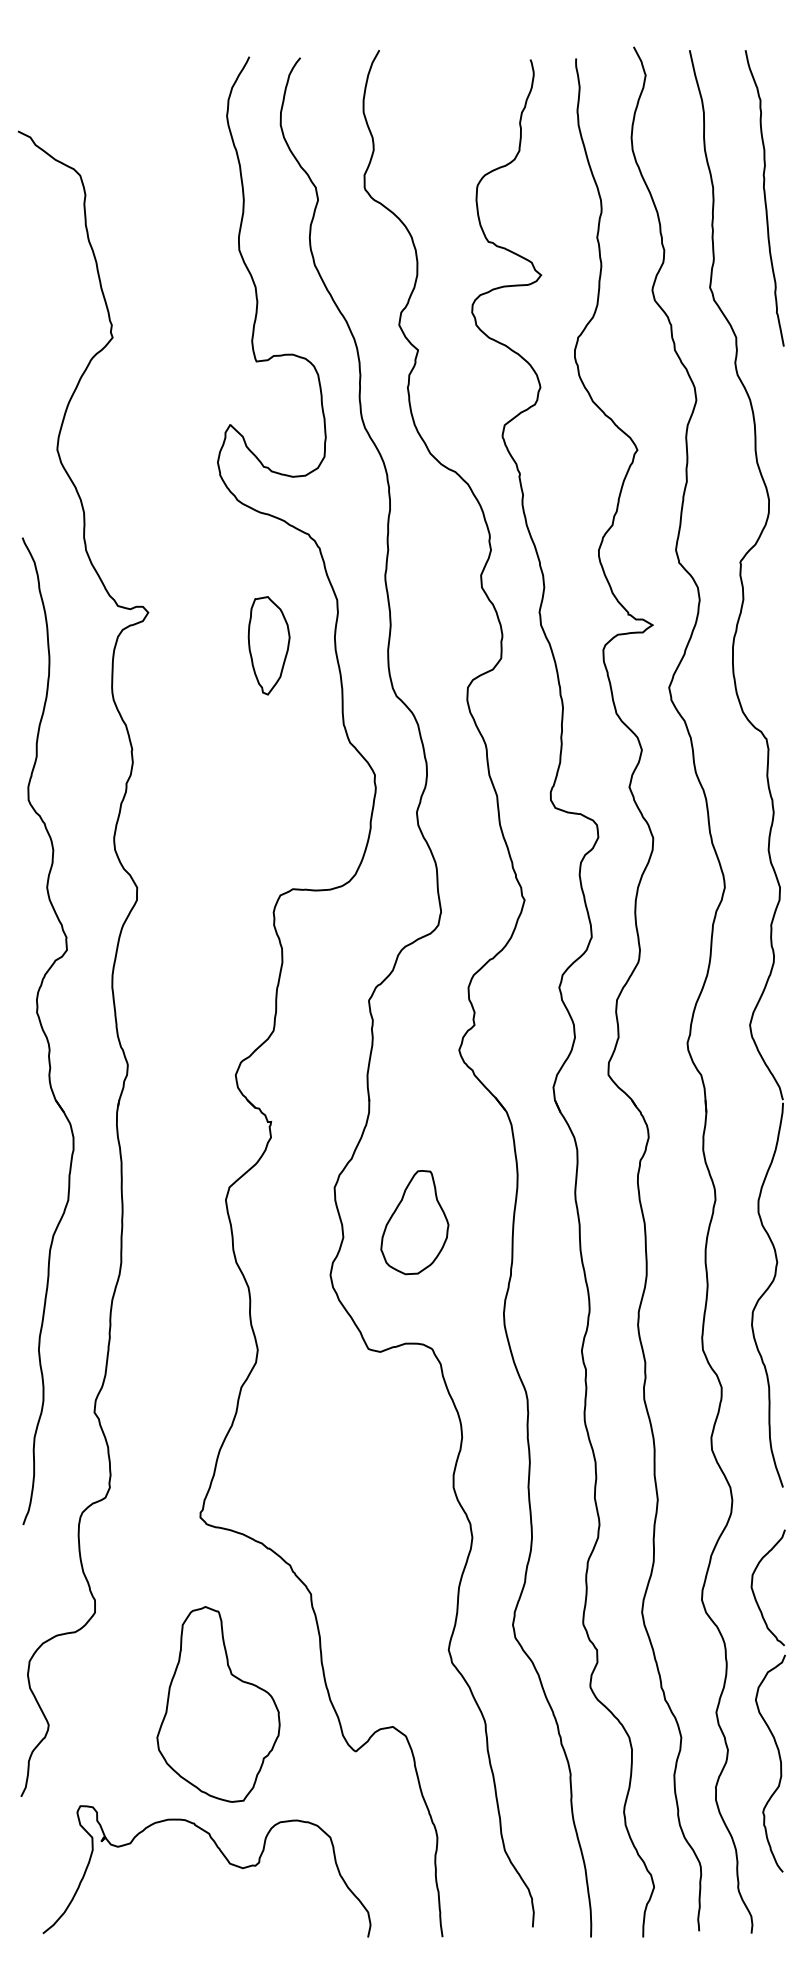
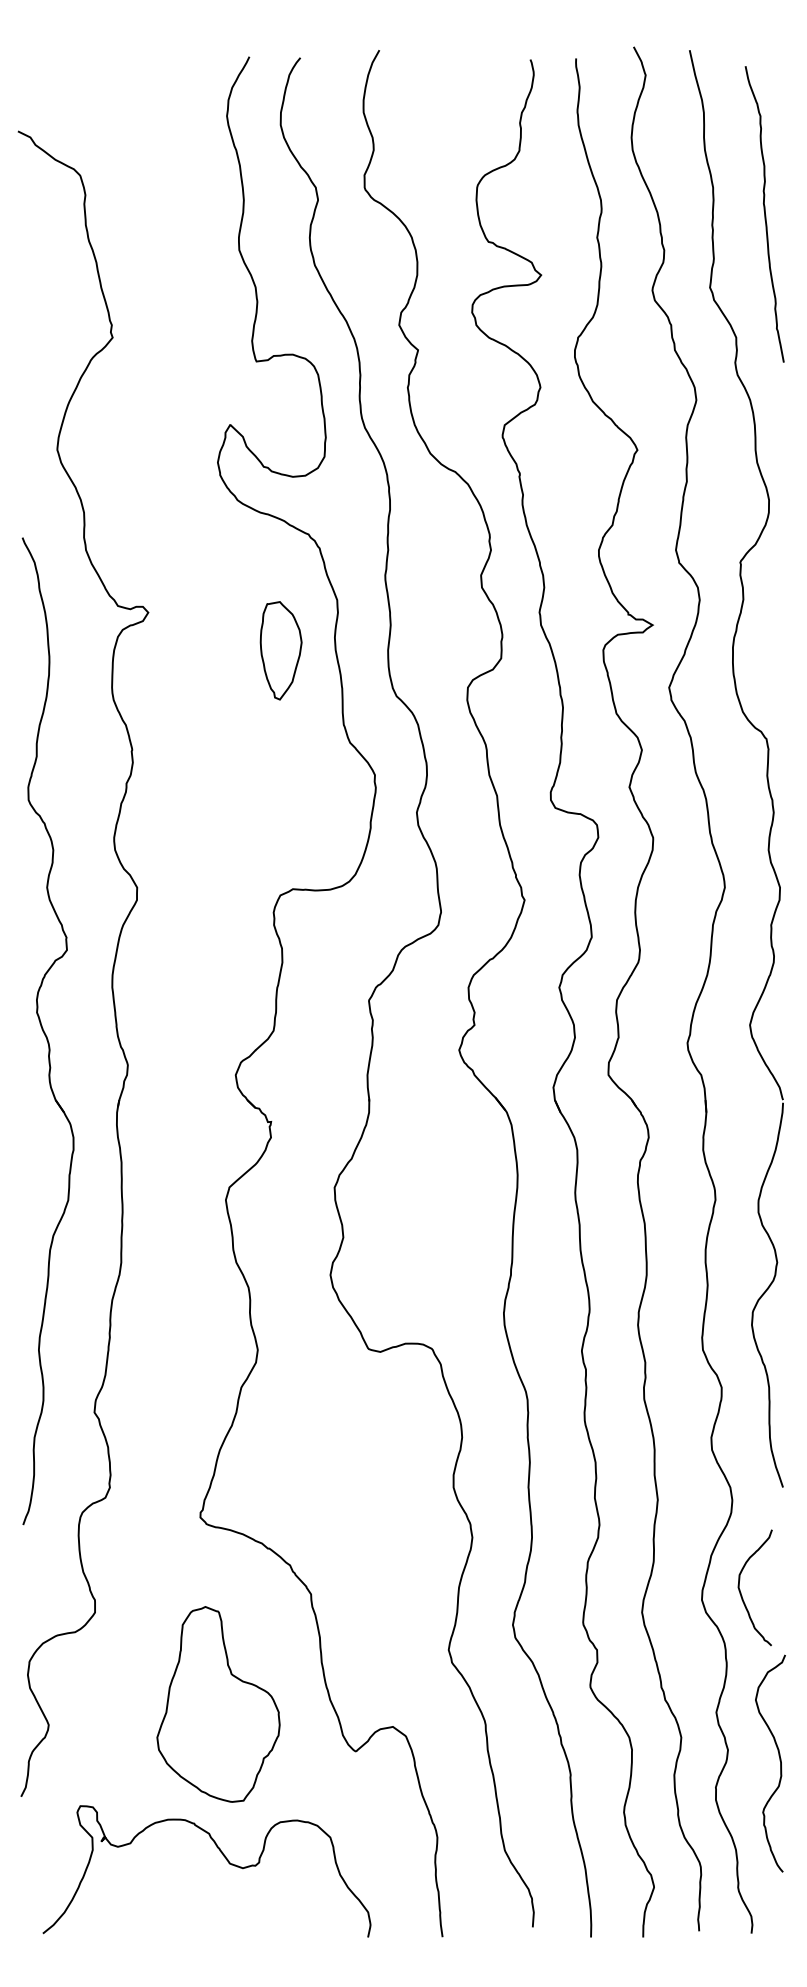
curve position: (764, 198) -> (764, 214) (764, 214)
part position: (268, 645) -> (280, 650) (280, 650)
part: present -> none (414, 1222)
curve position: (754, 1592) -> (741, 1592) (741, 1592)
